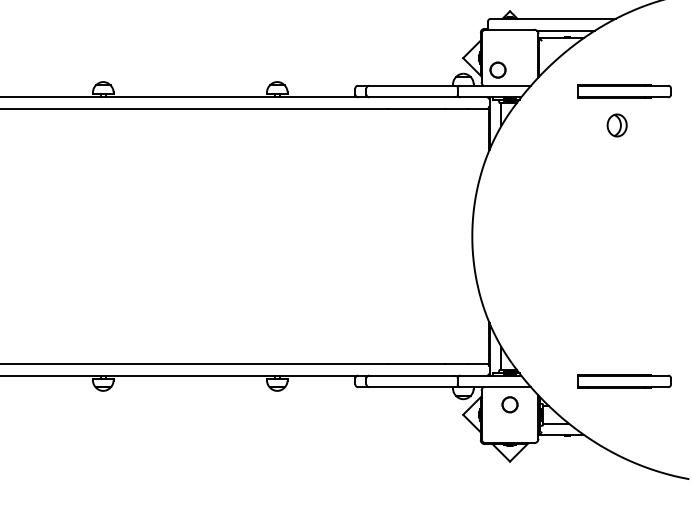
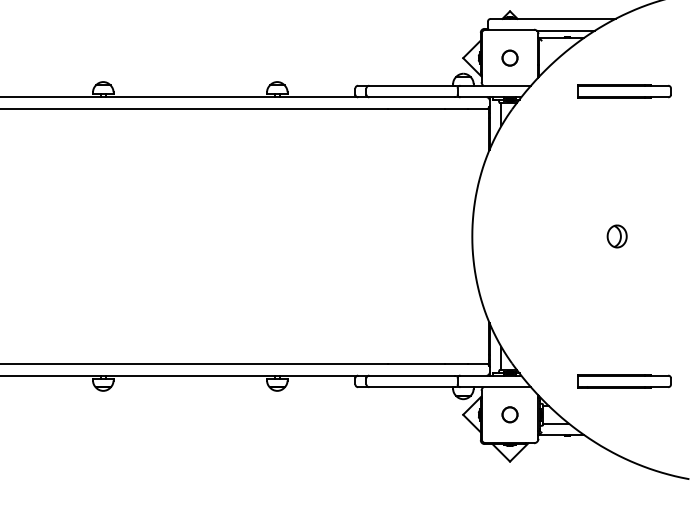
circle position: (497, 69) -> (509, 57) (509, 57)
part position: (616, 125) -> (616, 236) (616, 236)
circle position: (509, 404) -> (509, 414) (509, 414)
